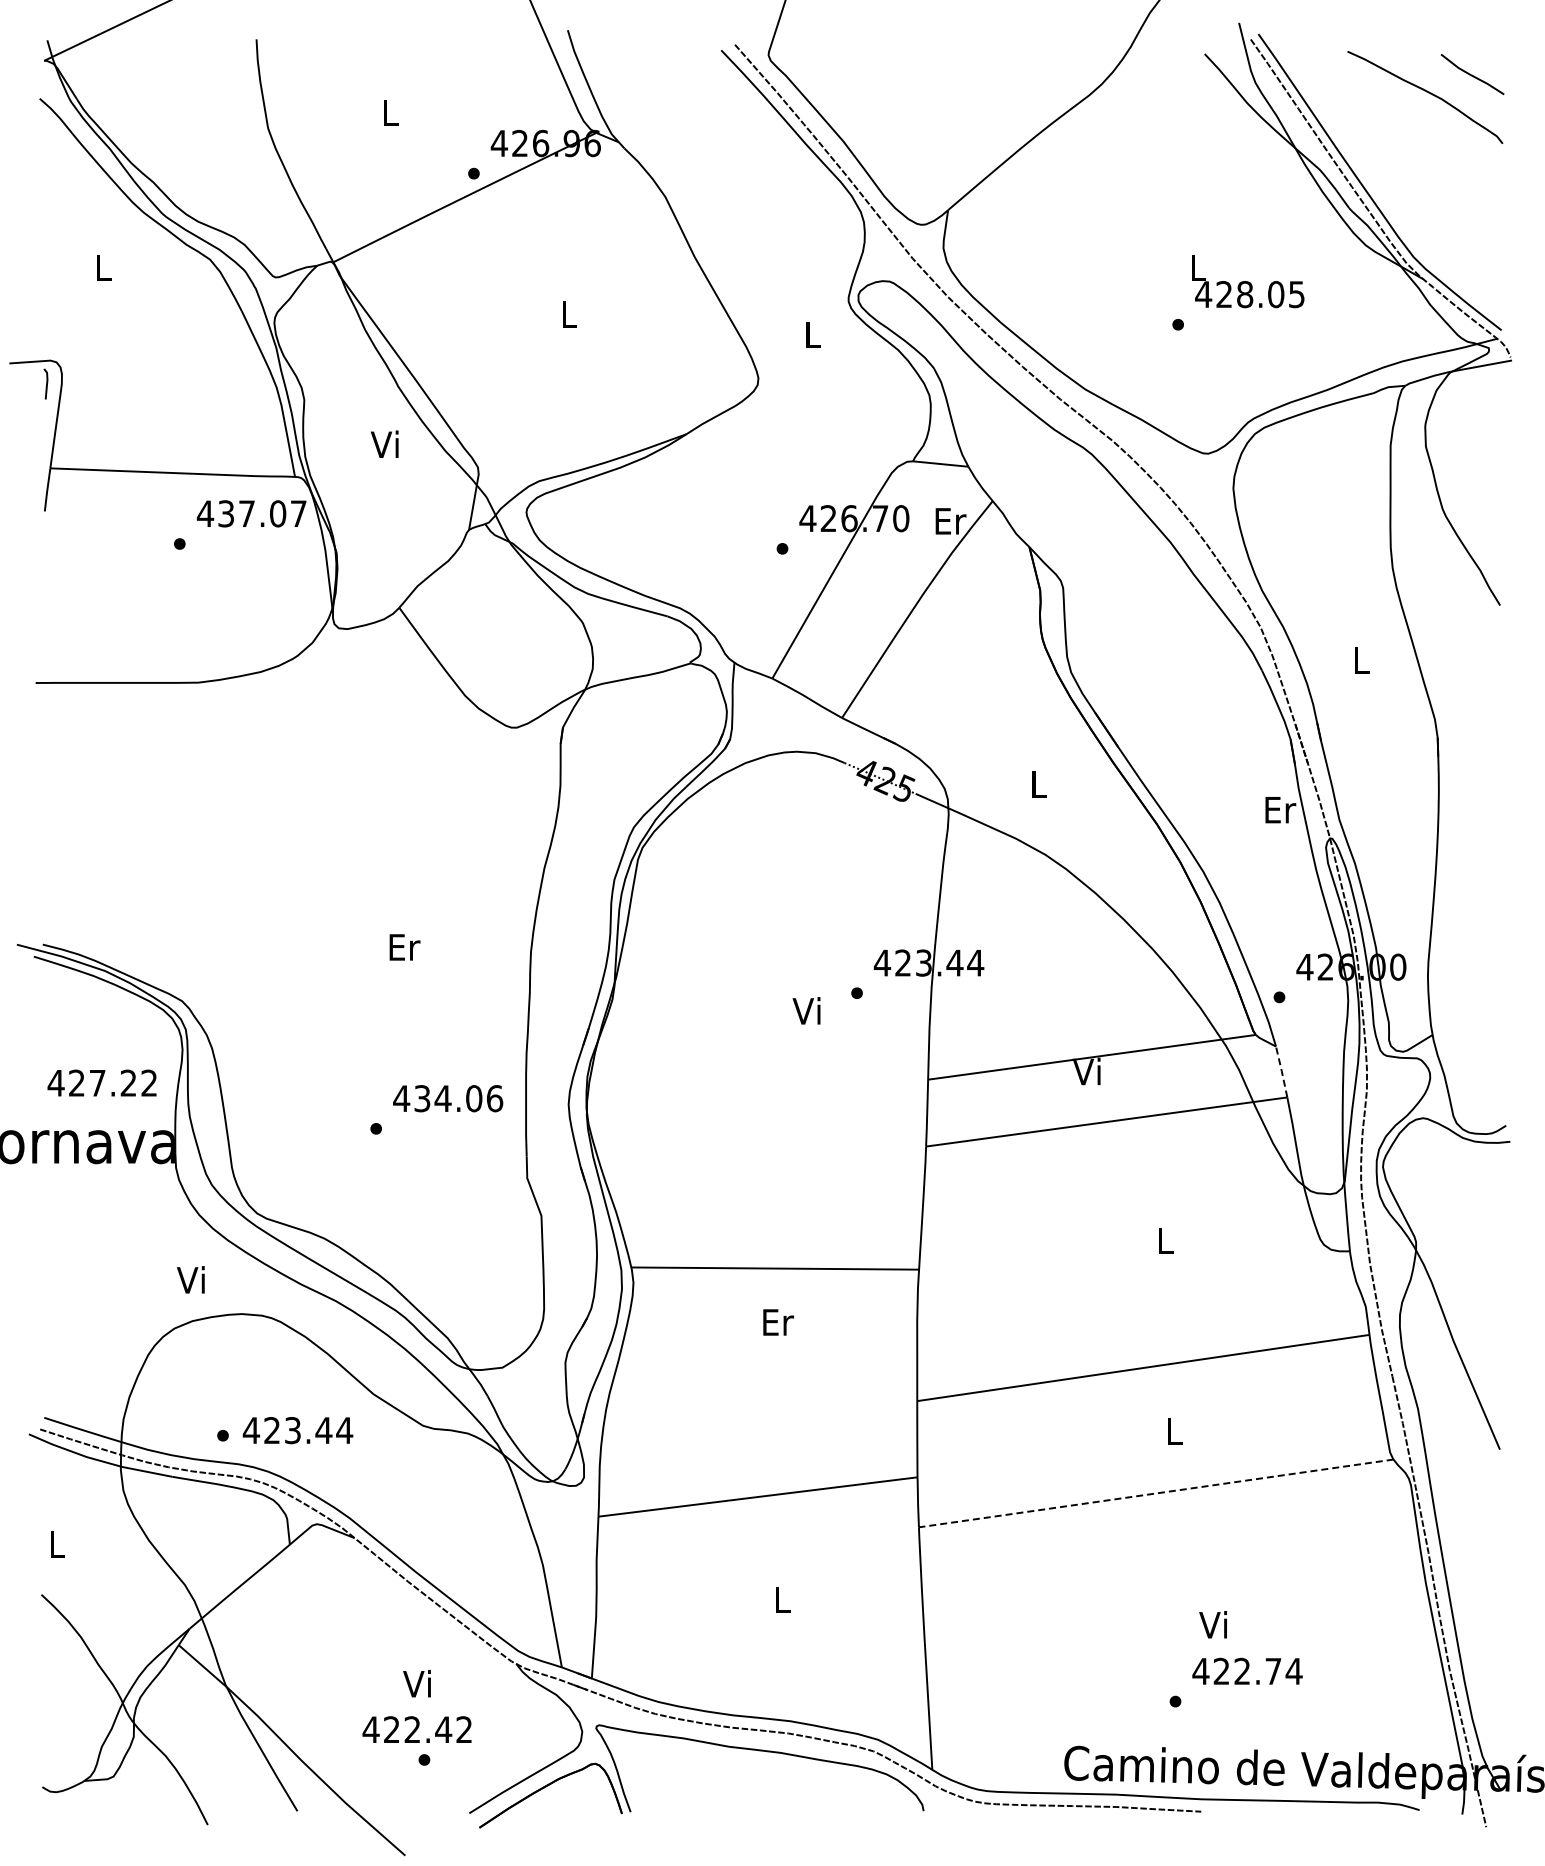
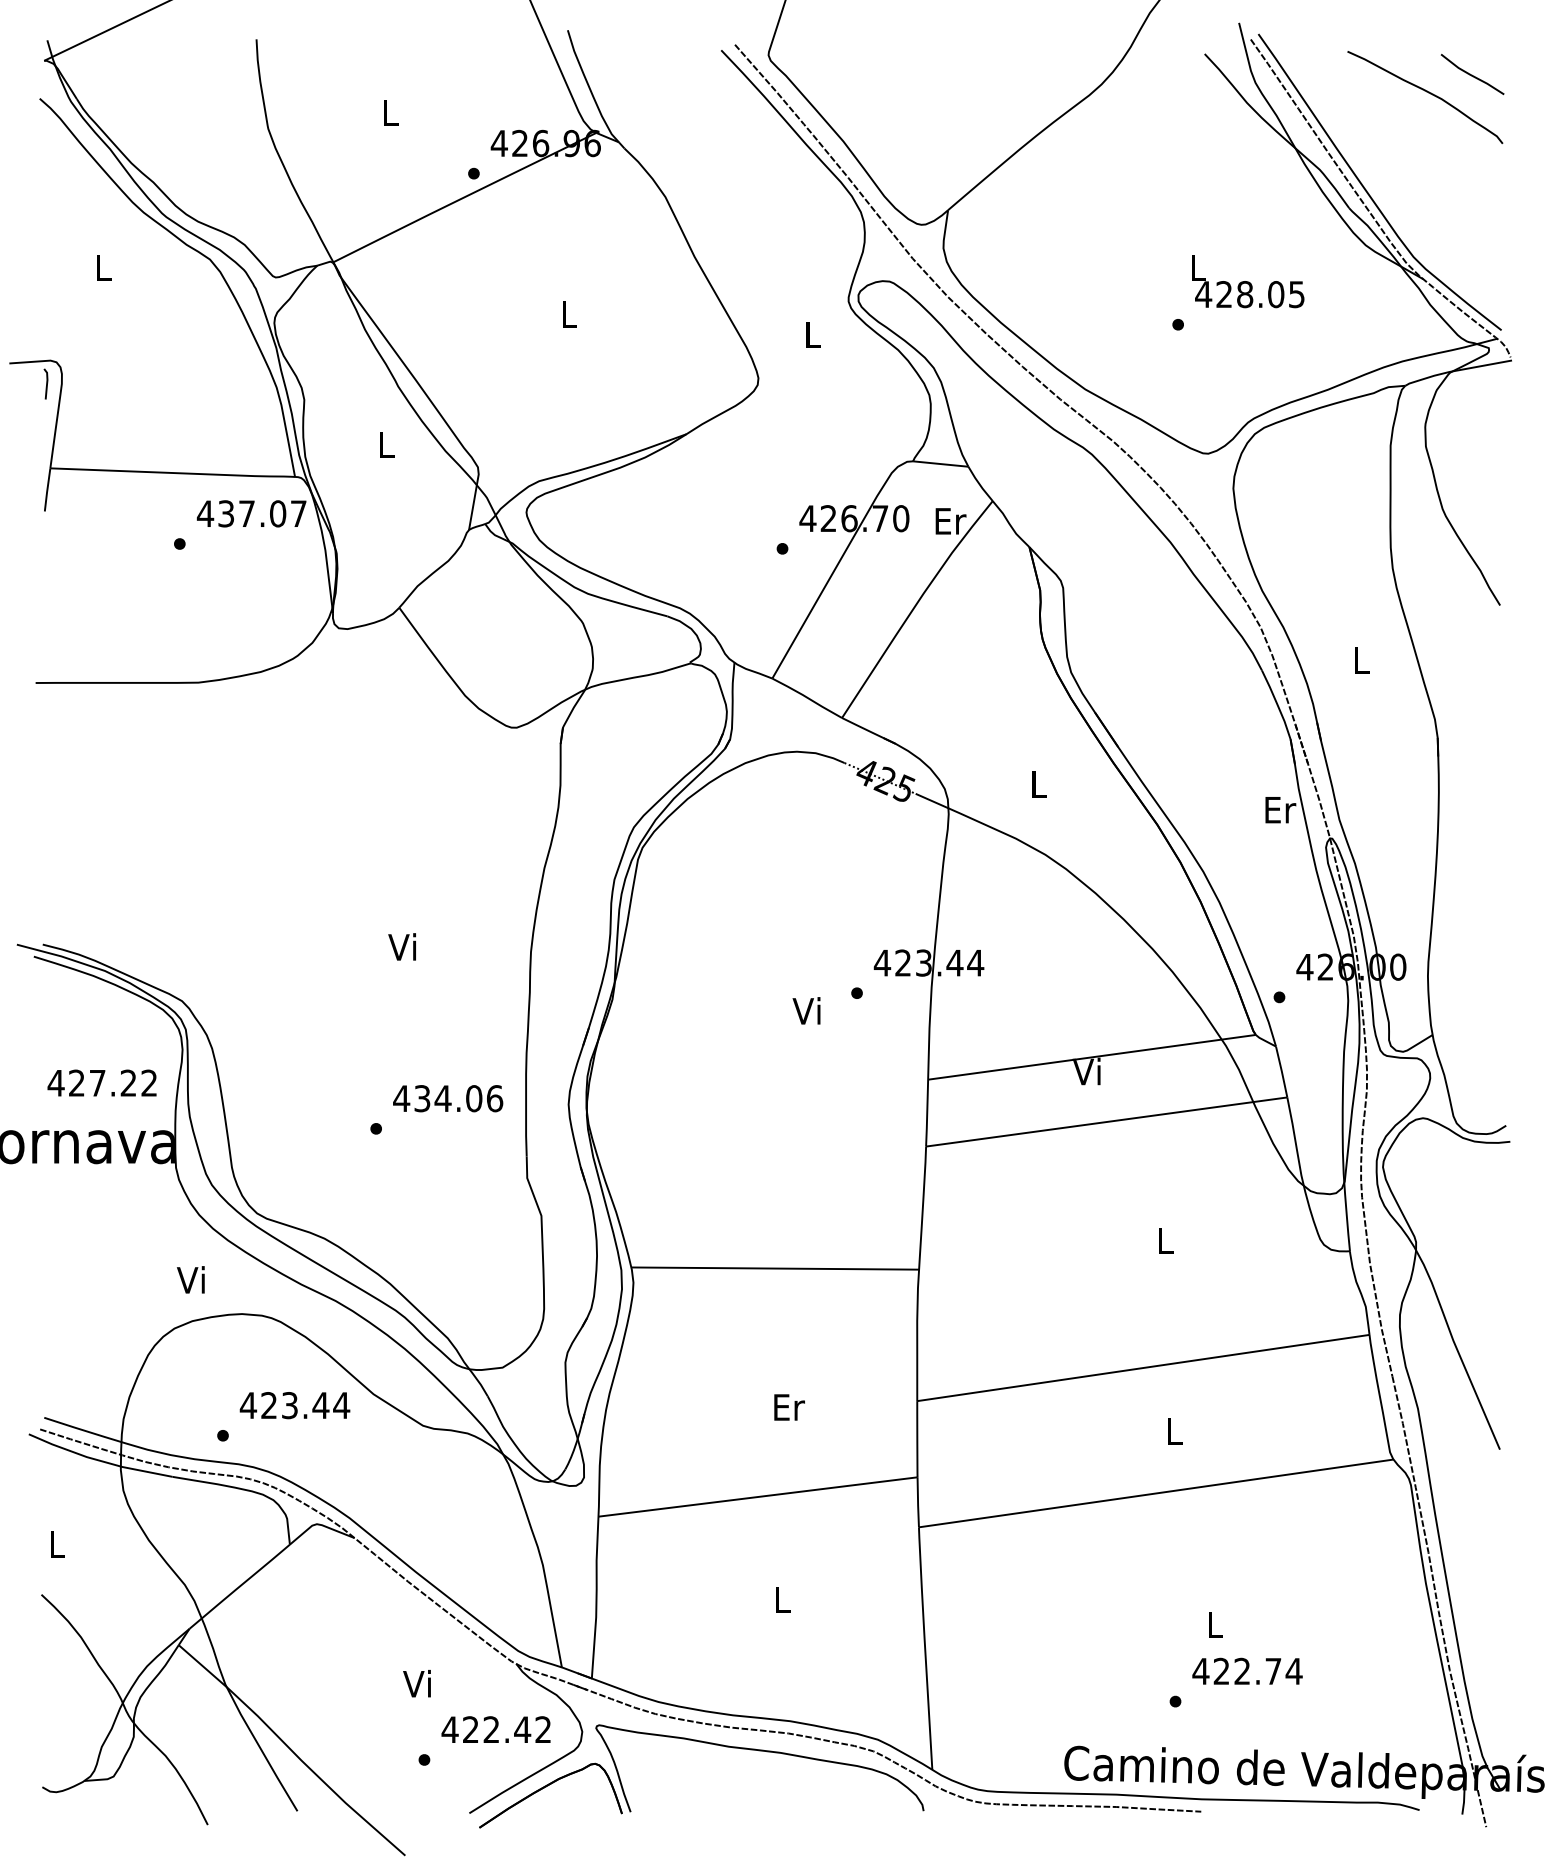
text: Vi -> L (384, 443)
text: Er -> Vi (404, 946)
line: dashed -> solid (1281, 1071)
text position: (778, 1322) -> (789, 1407) (789, 1407)
text position: (297, 1430) -> (294, 1405) (294, 1405)
line: dashed -> solid (1156, 1493)
text: Vi -> L (1212, 1624)
text position: (416, 1729) -> (495, 1729) (495, 1729)
